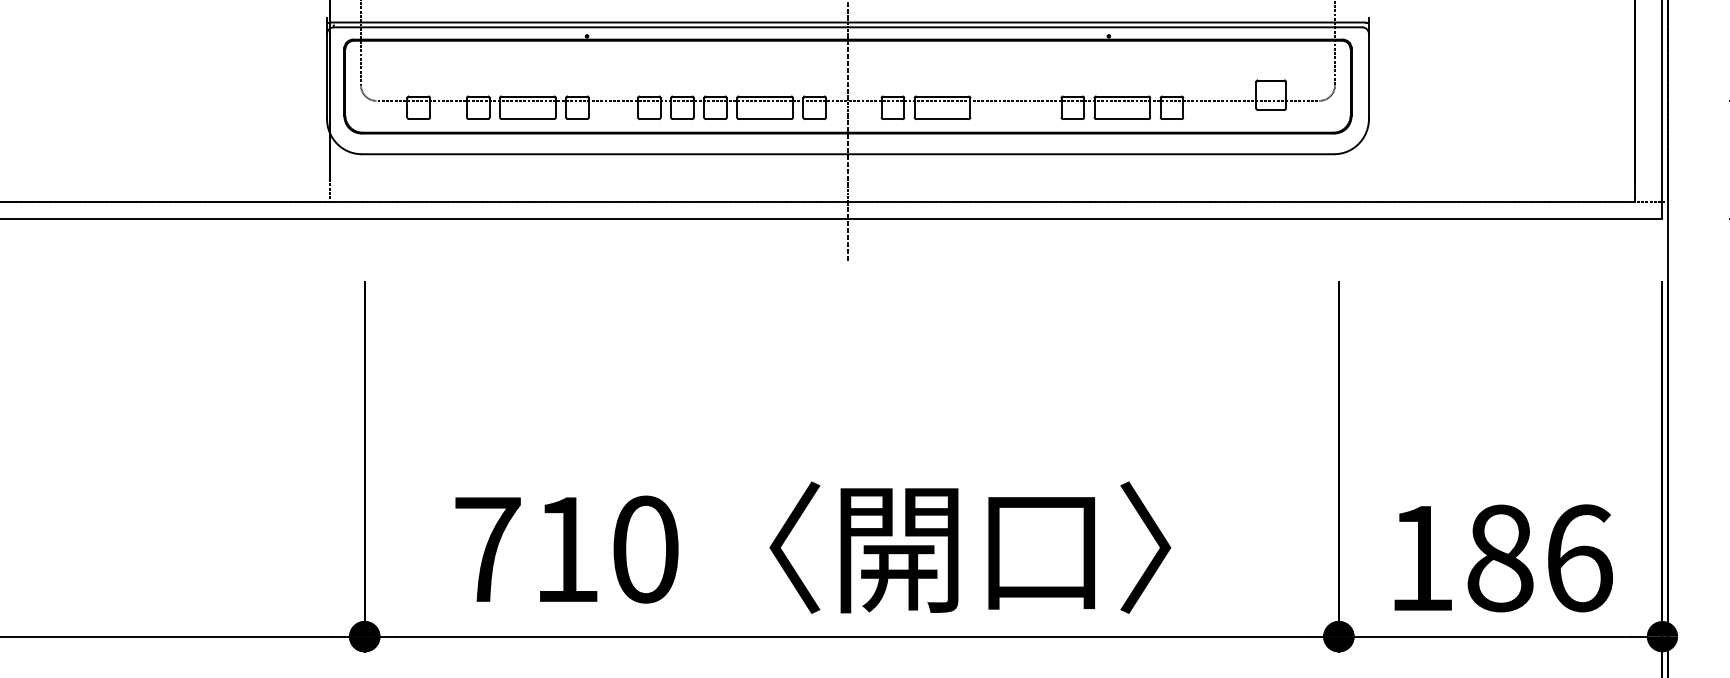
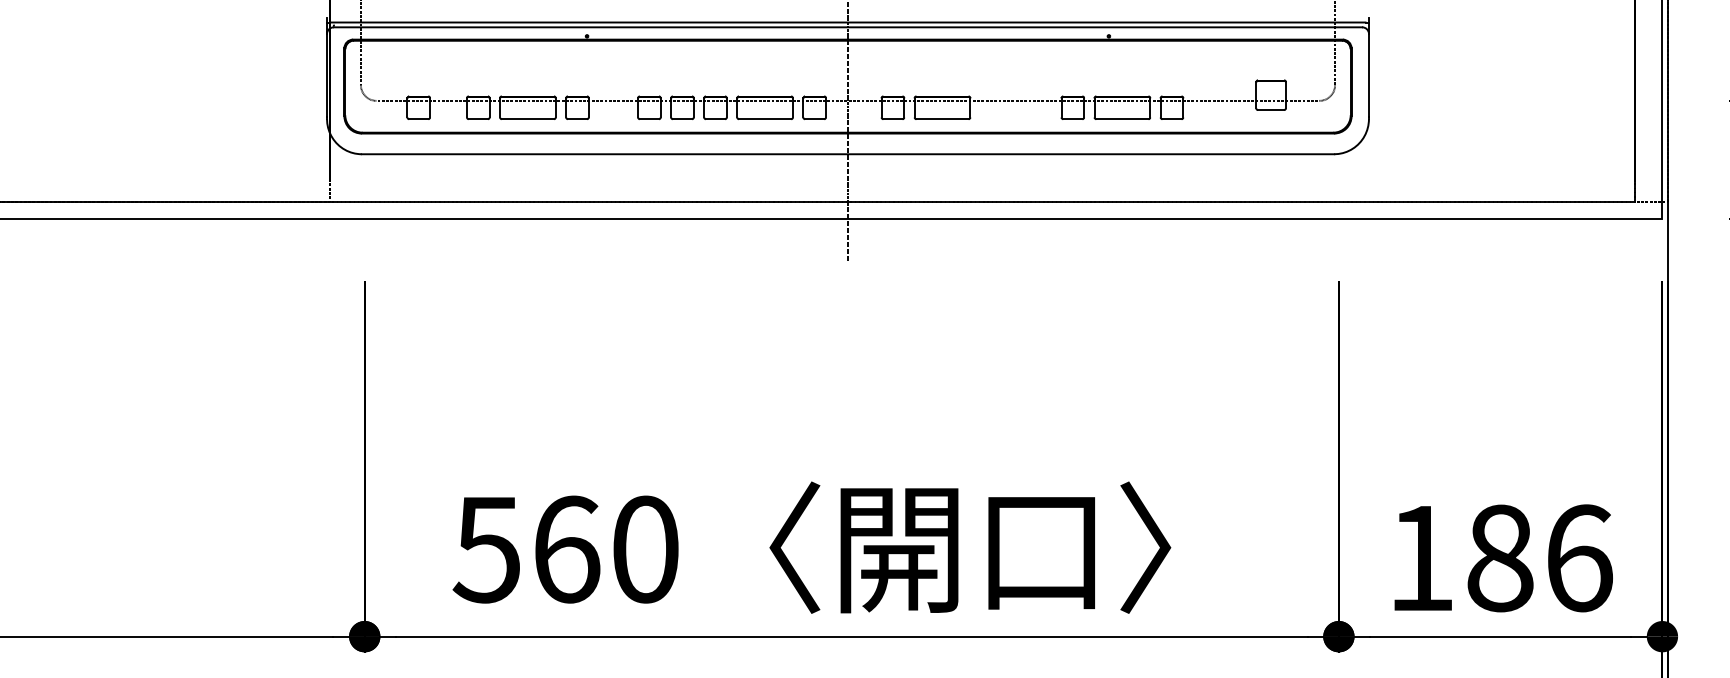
text: 710 -> 560 (526, 549)
